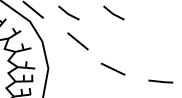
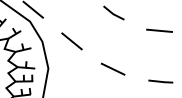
line: present -> none (67, 12)
line: none -> present (159, 30)
line position: (77, 41) -> (71, 41) (71, 41)
